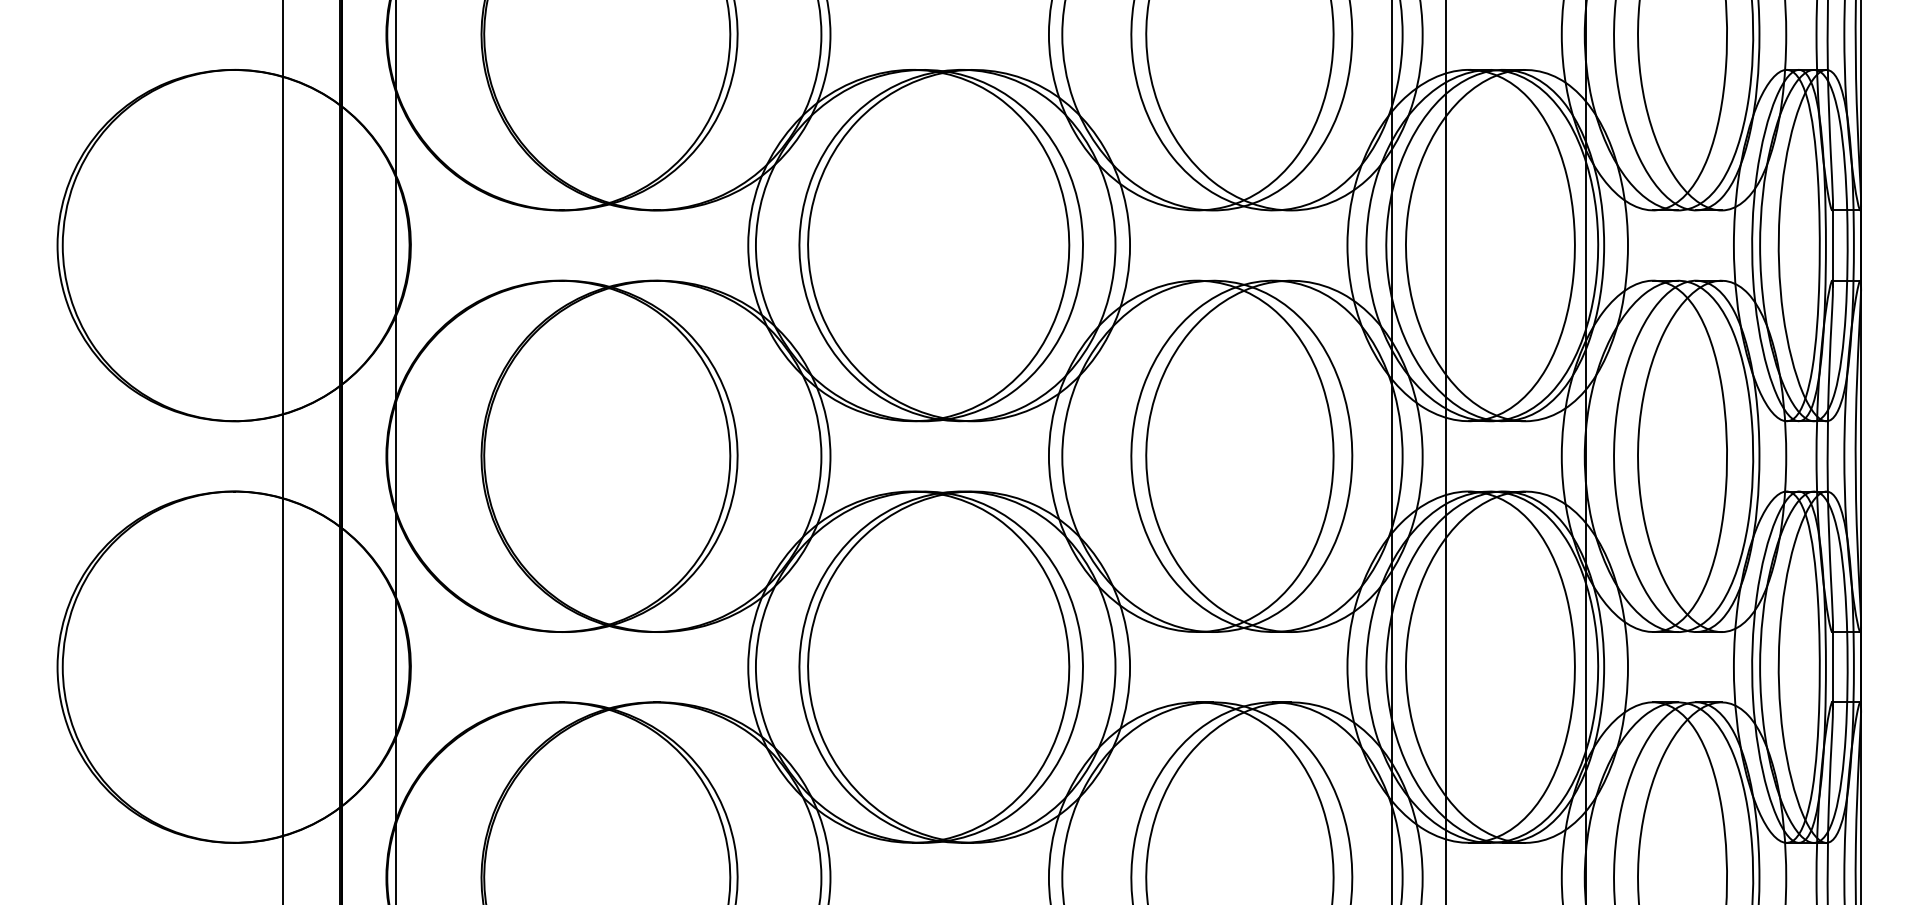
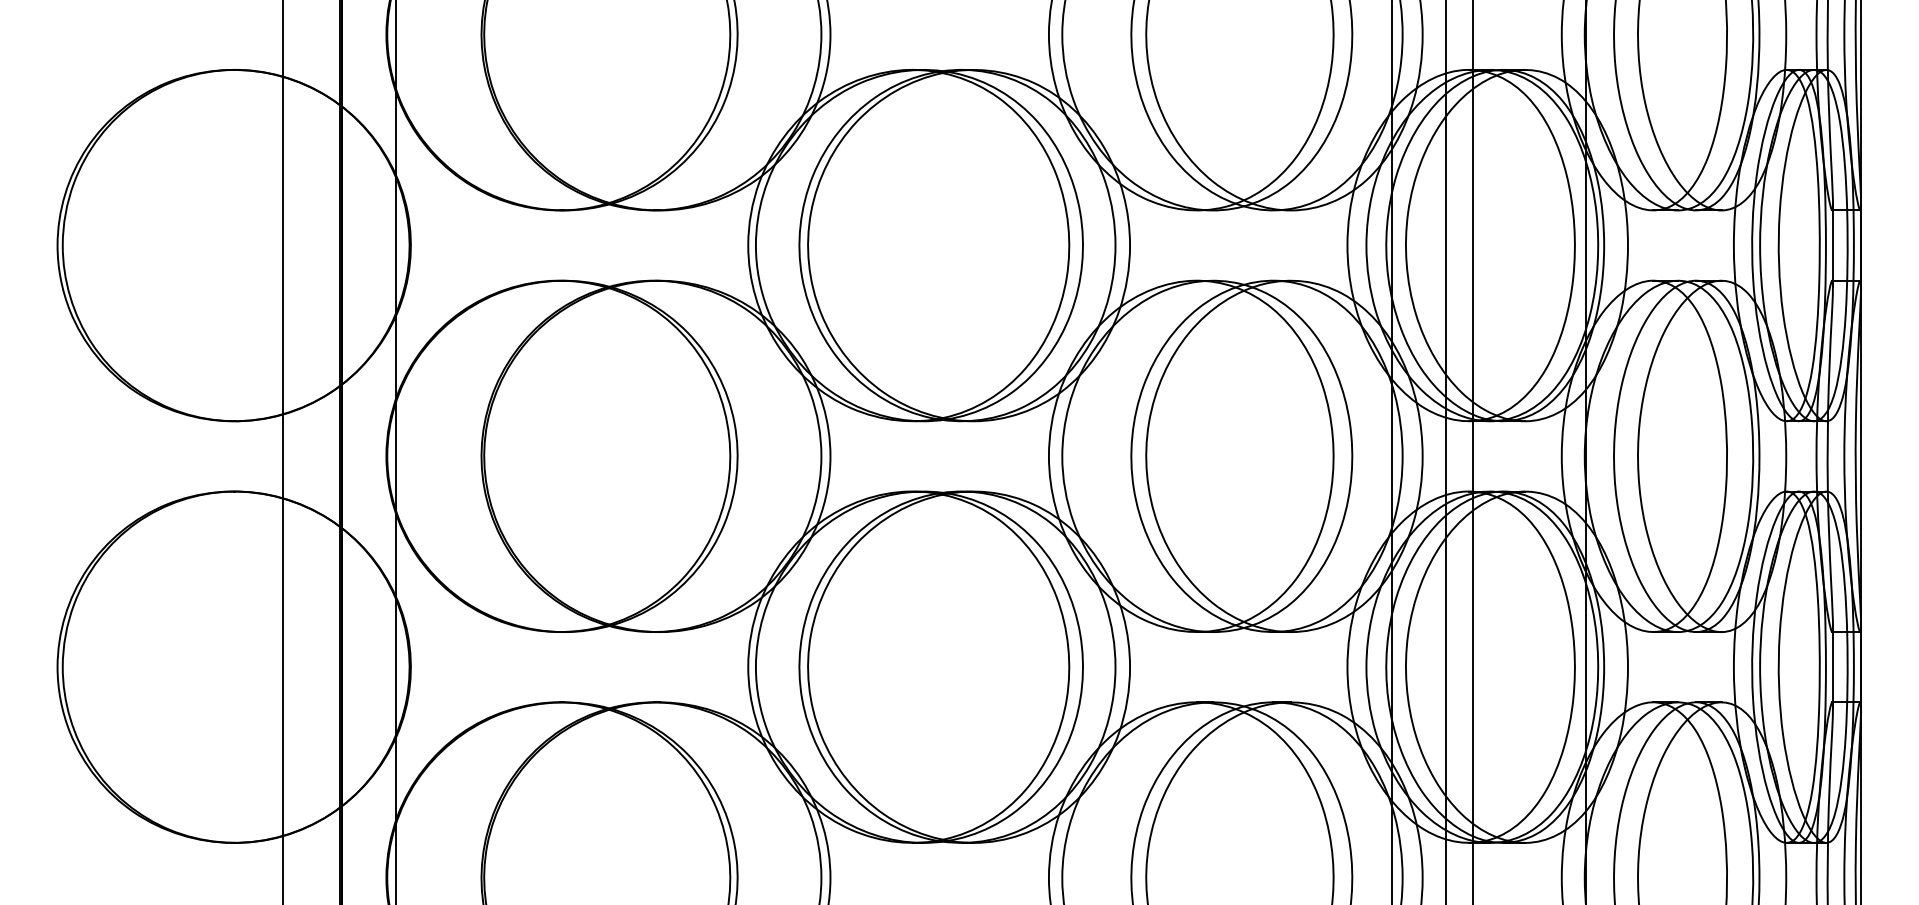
line: none -> present (1473, 451)
